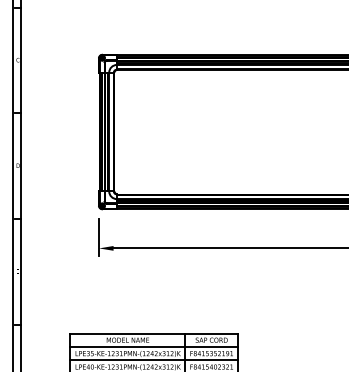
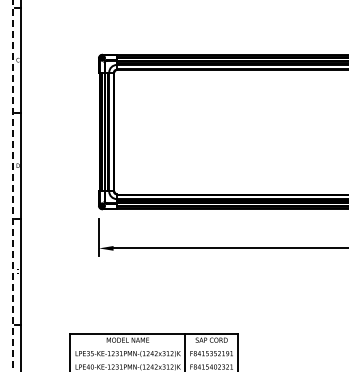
line: solid -> dashed (12, 185)
line: present -> none (153, 346)
line: present -> none (153, 360)
